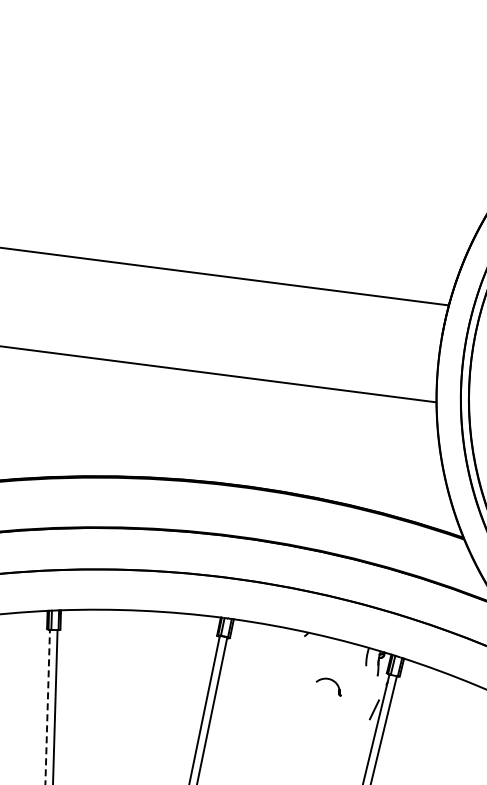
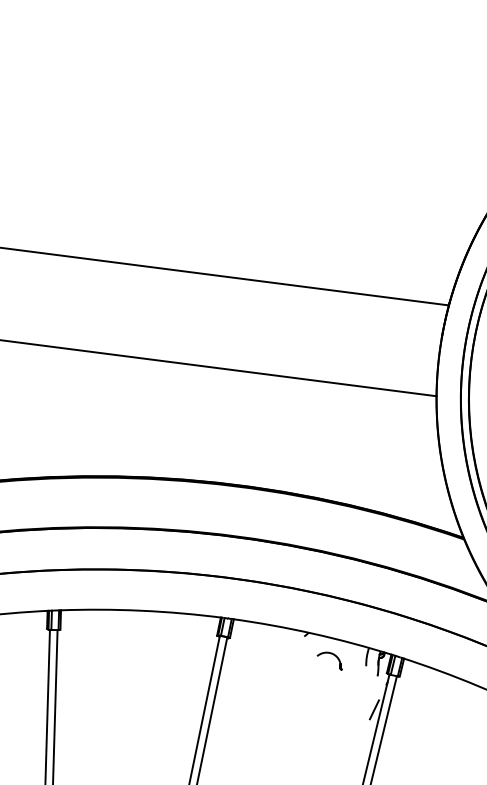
line position: (218, 374) -> (219, 368) (219, 368)
part position: (329, 680) -> (330, 654) (330, 654)
line: dashed -> solid (47, 706)
